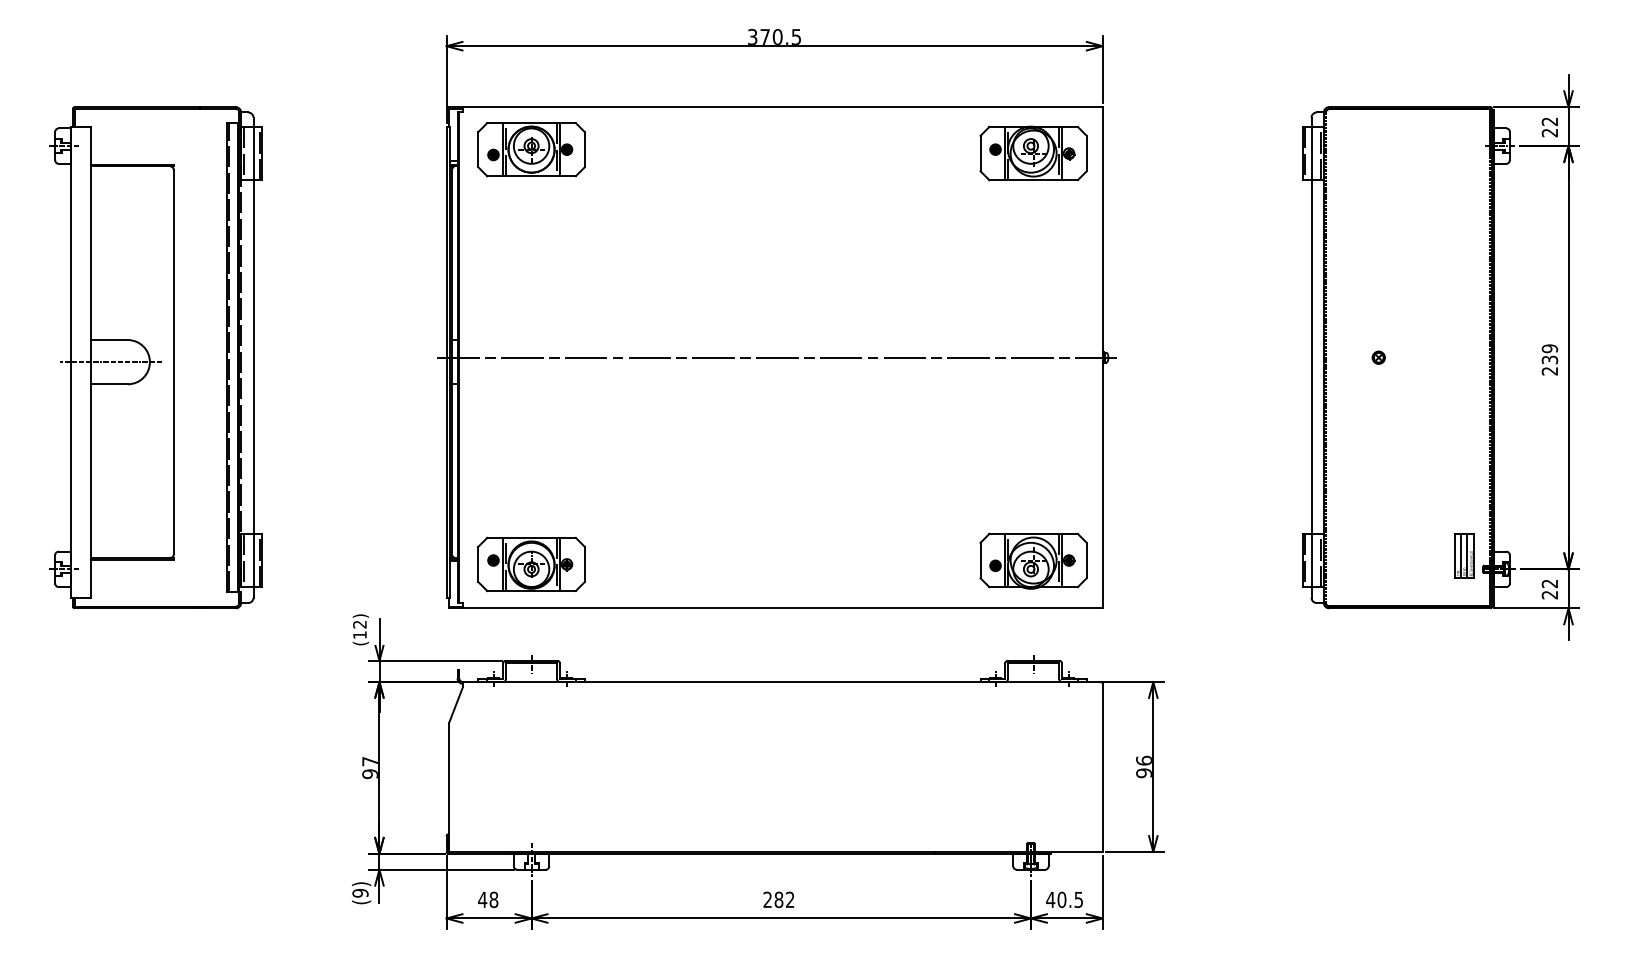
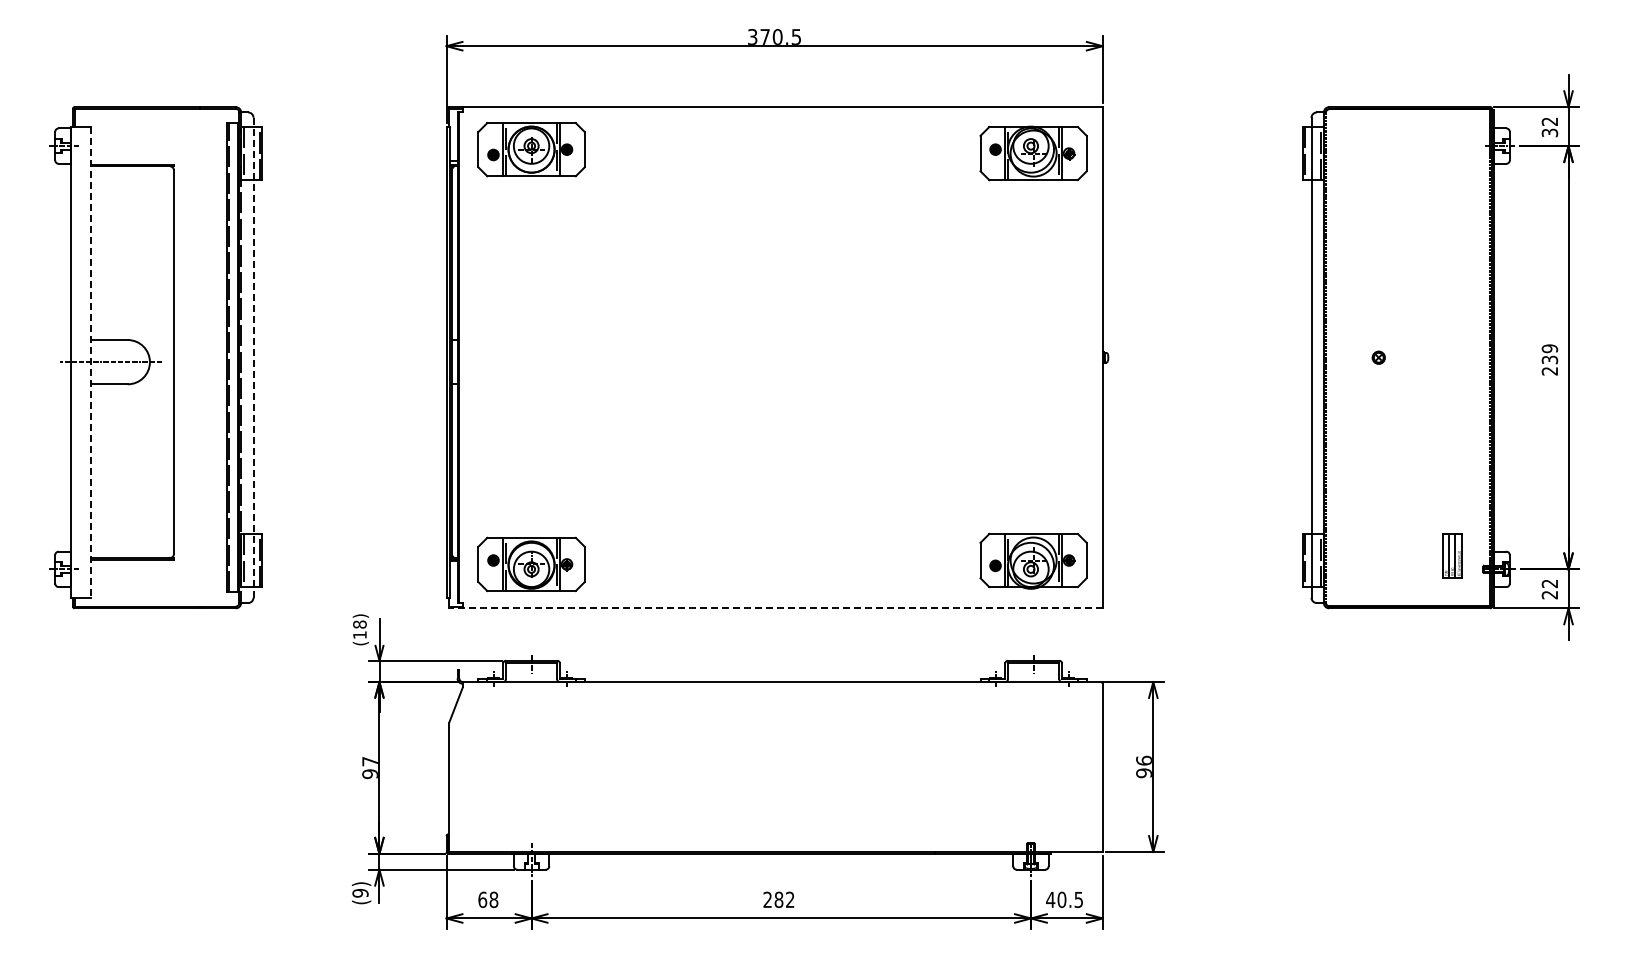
text: 22 -> 32 (1550, 132)
line: solid -> dashed (253, 357)
line: present -> none (778, 357)
line: solid -> dashed (90, 362)
part position: (1464, 555) -> (1452, 555) (1452, 555)
line: solid -> dashed (775, 608)
text: (12) -> (18) (359, 624)
text: 48 -> 68 (482, 899)
